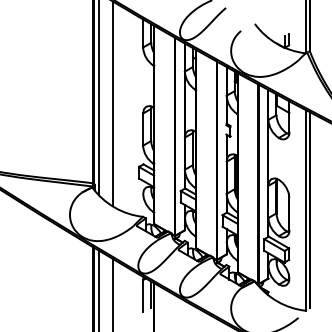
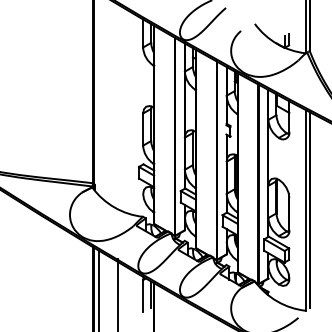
line: present -> none (98, 98)
line: present -> none (112, 104)
line position: (112, 293) -> (117, 293) (117, 293)
